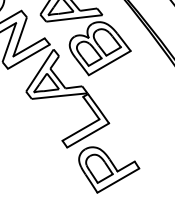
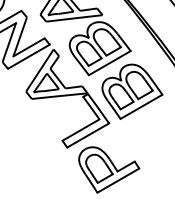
part: none -> present (132, 91)
